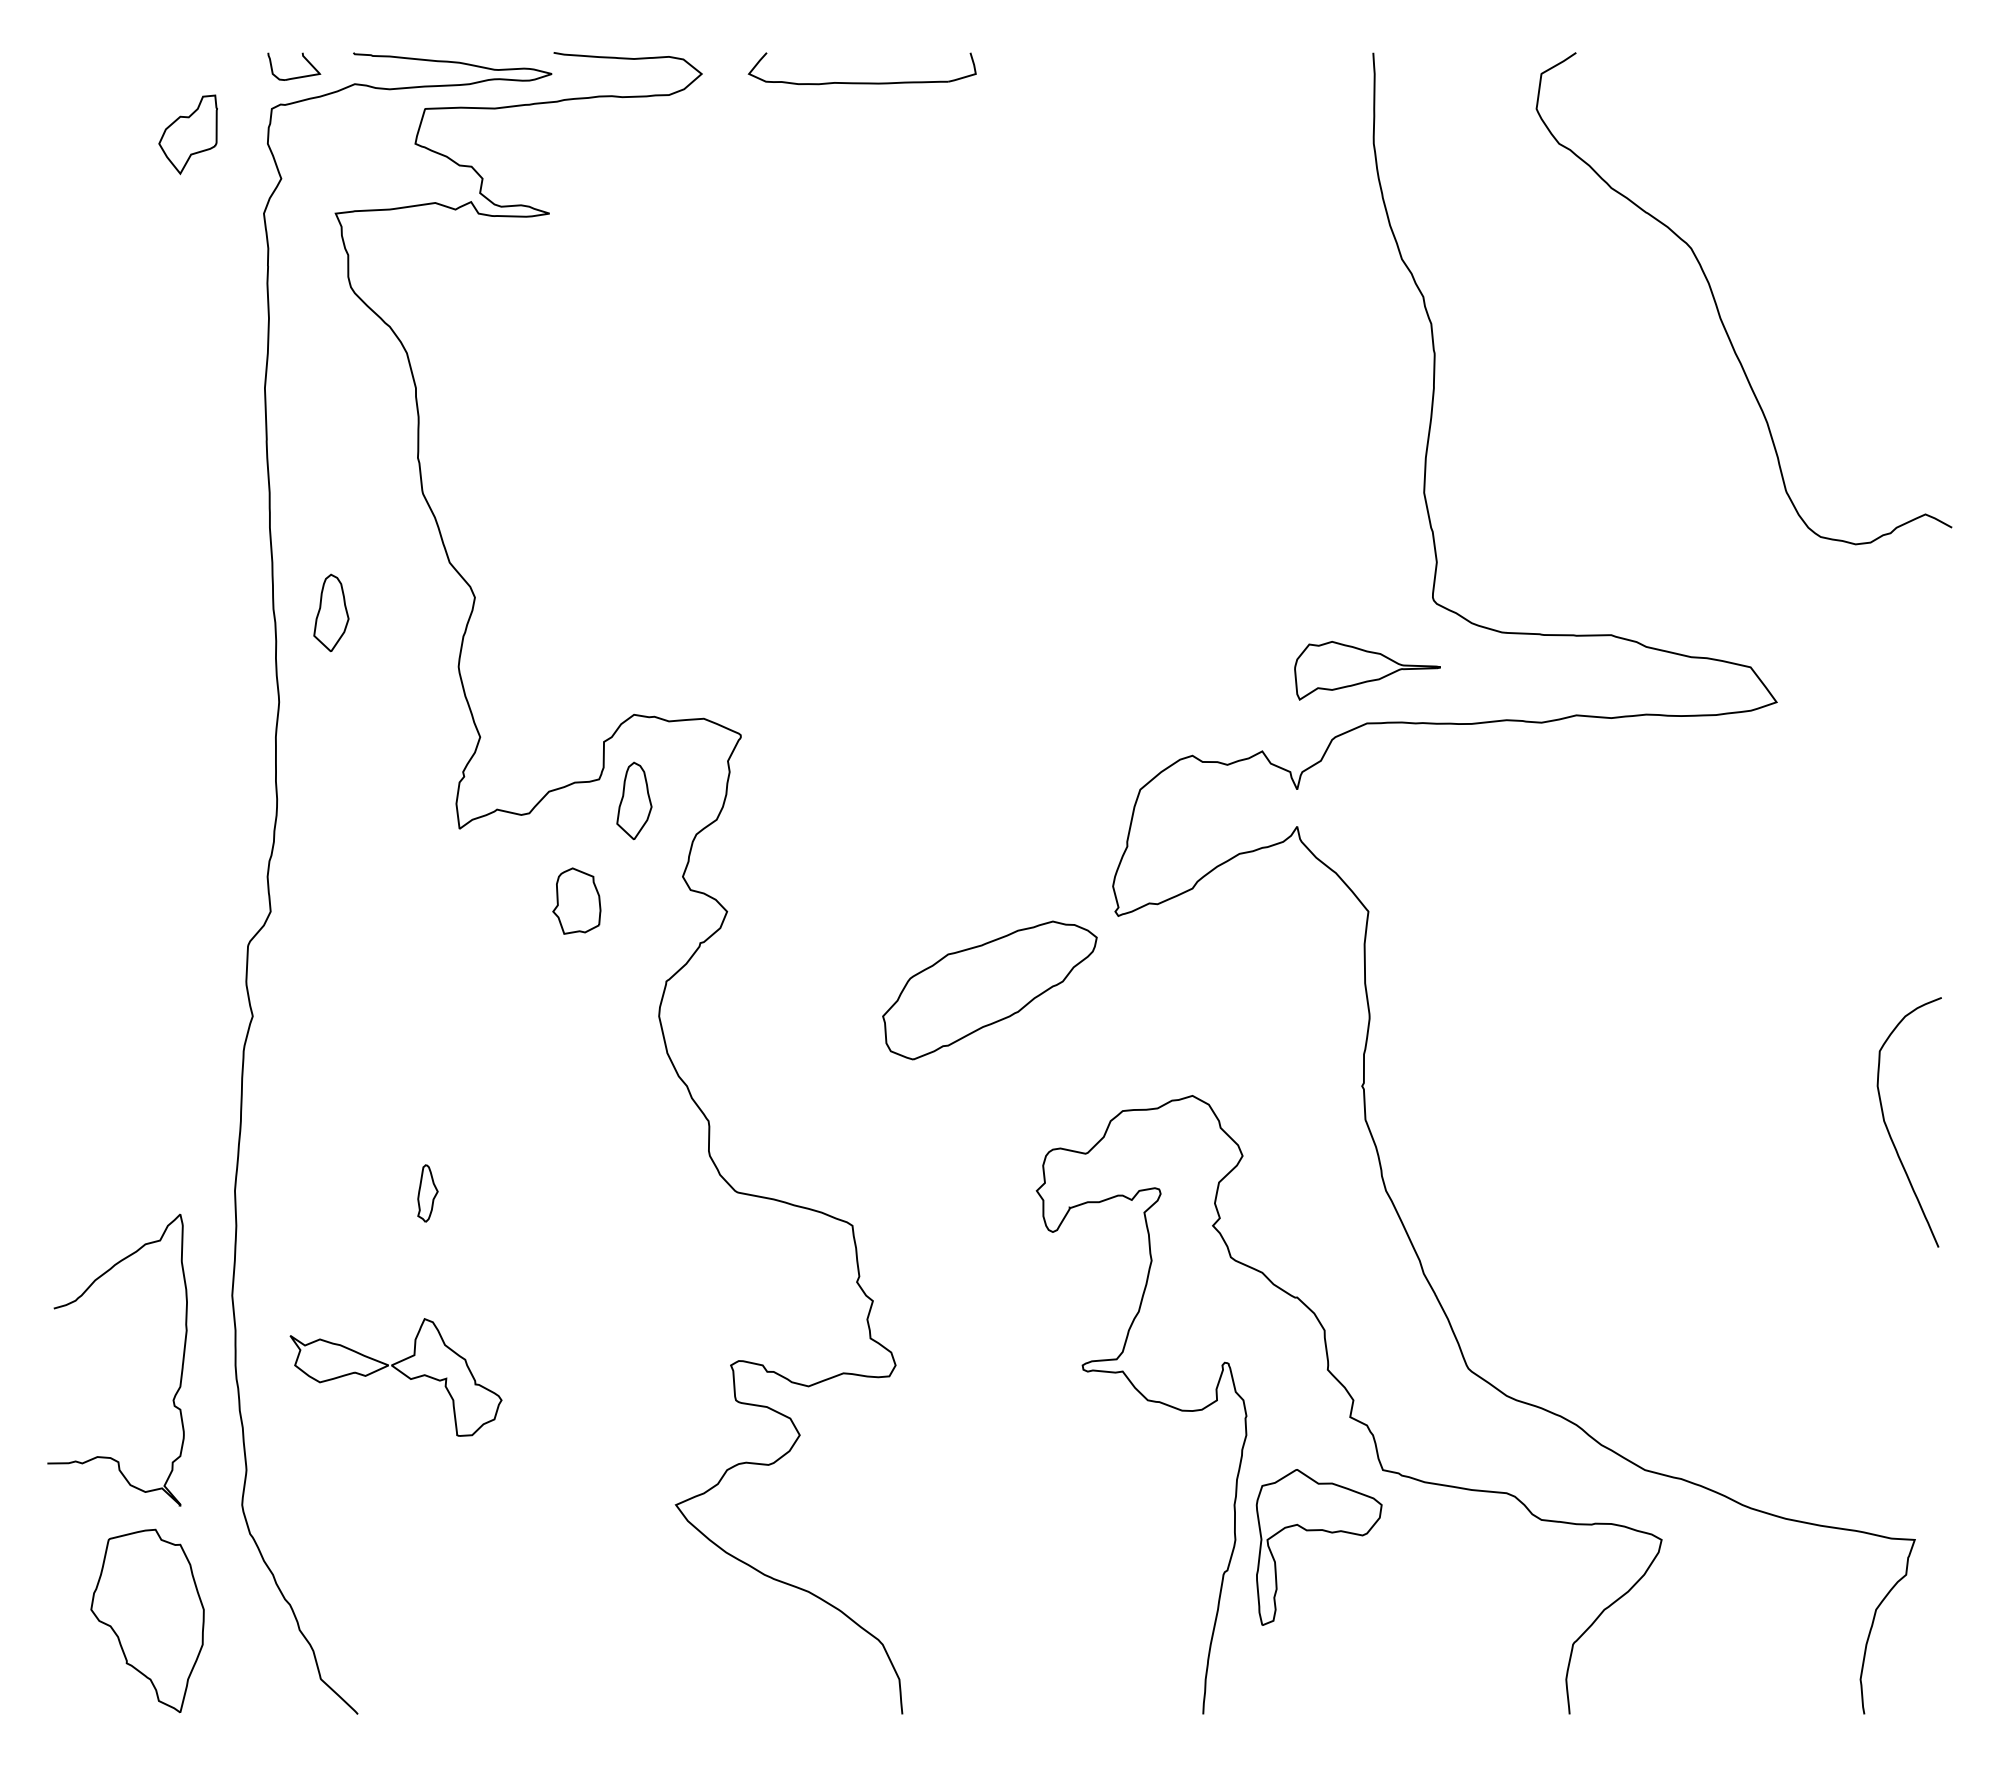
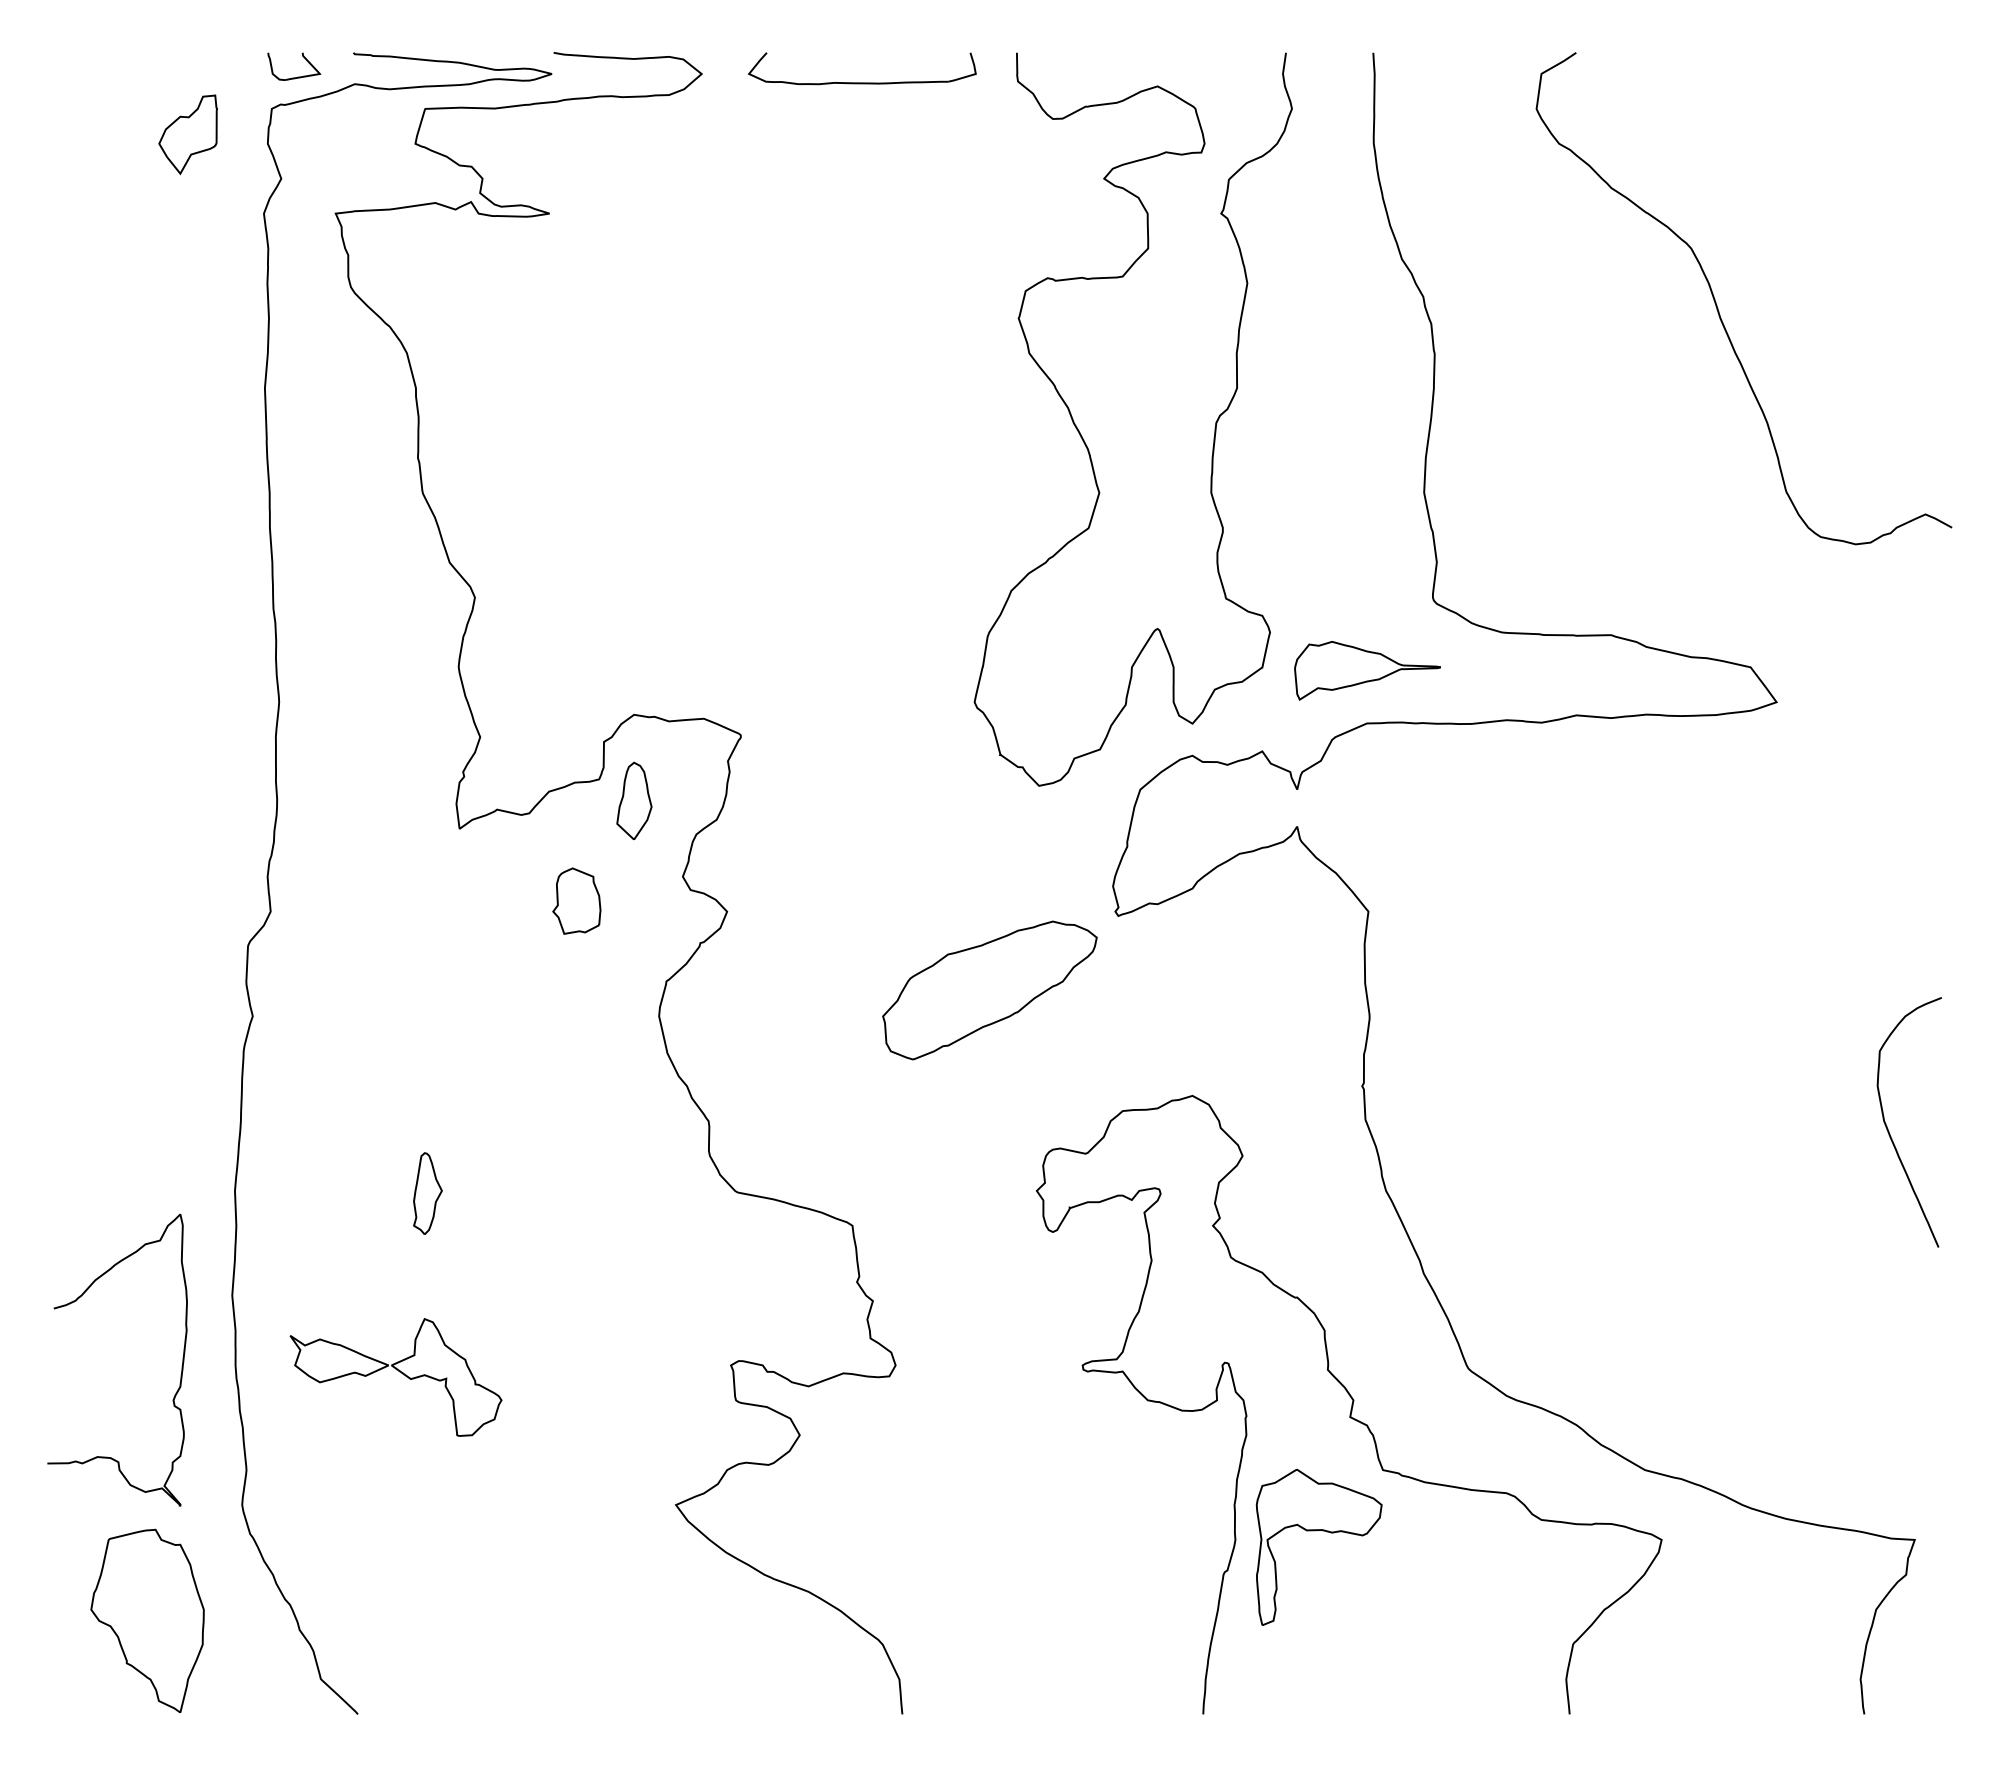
curve: none -> present (1088, 447)
part: present -> none (331, 612)
part size: 22x59 px -> 30x83 px (427, 1193)
